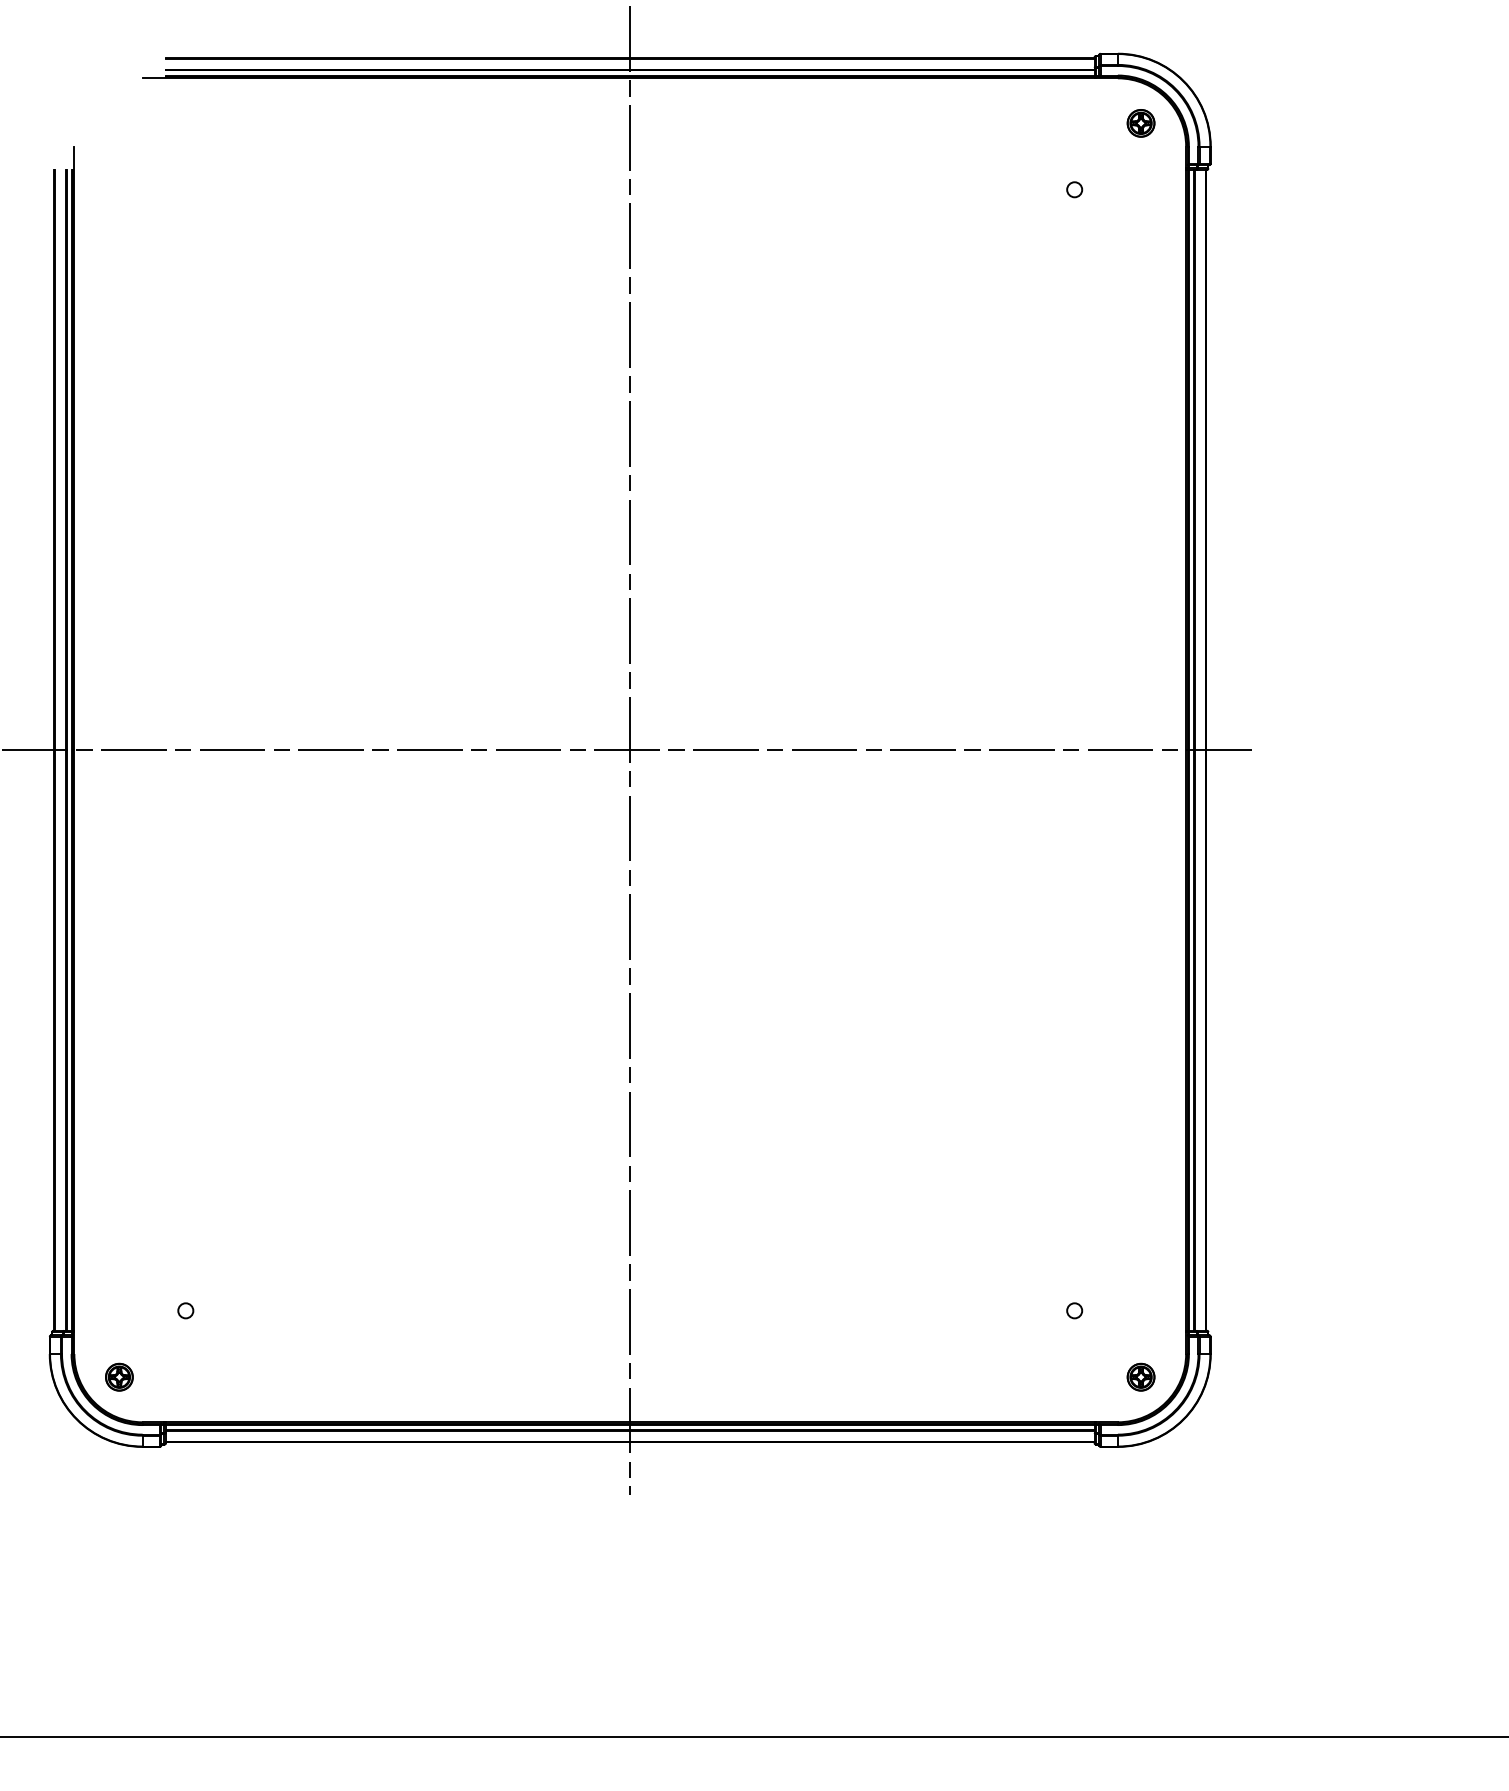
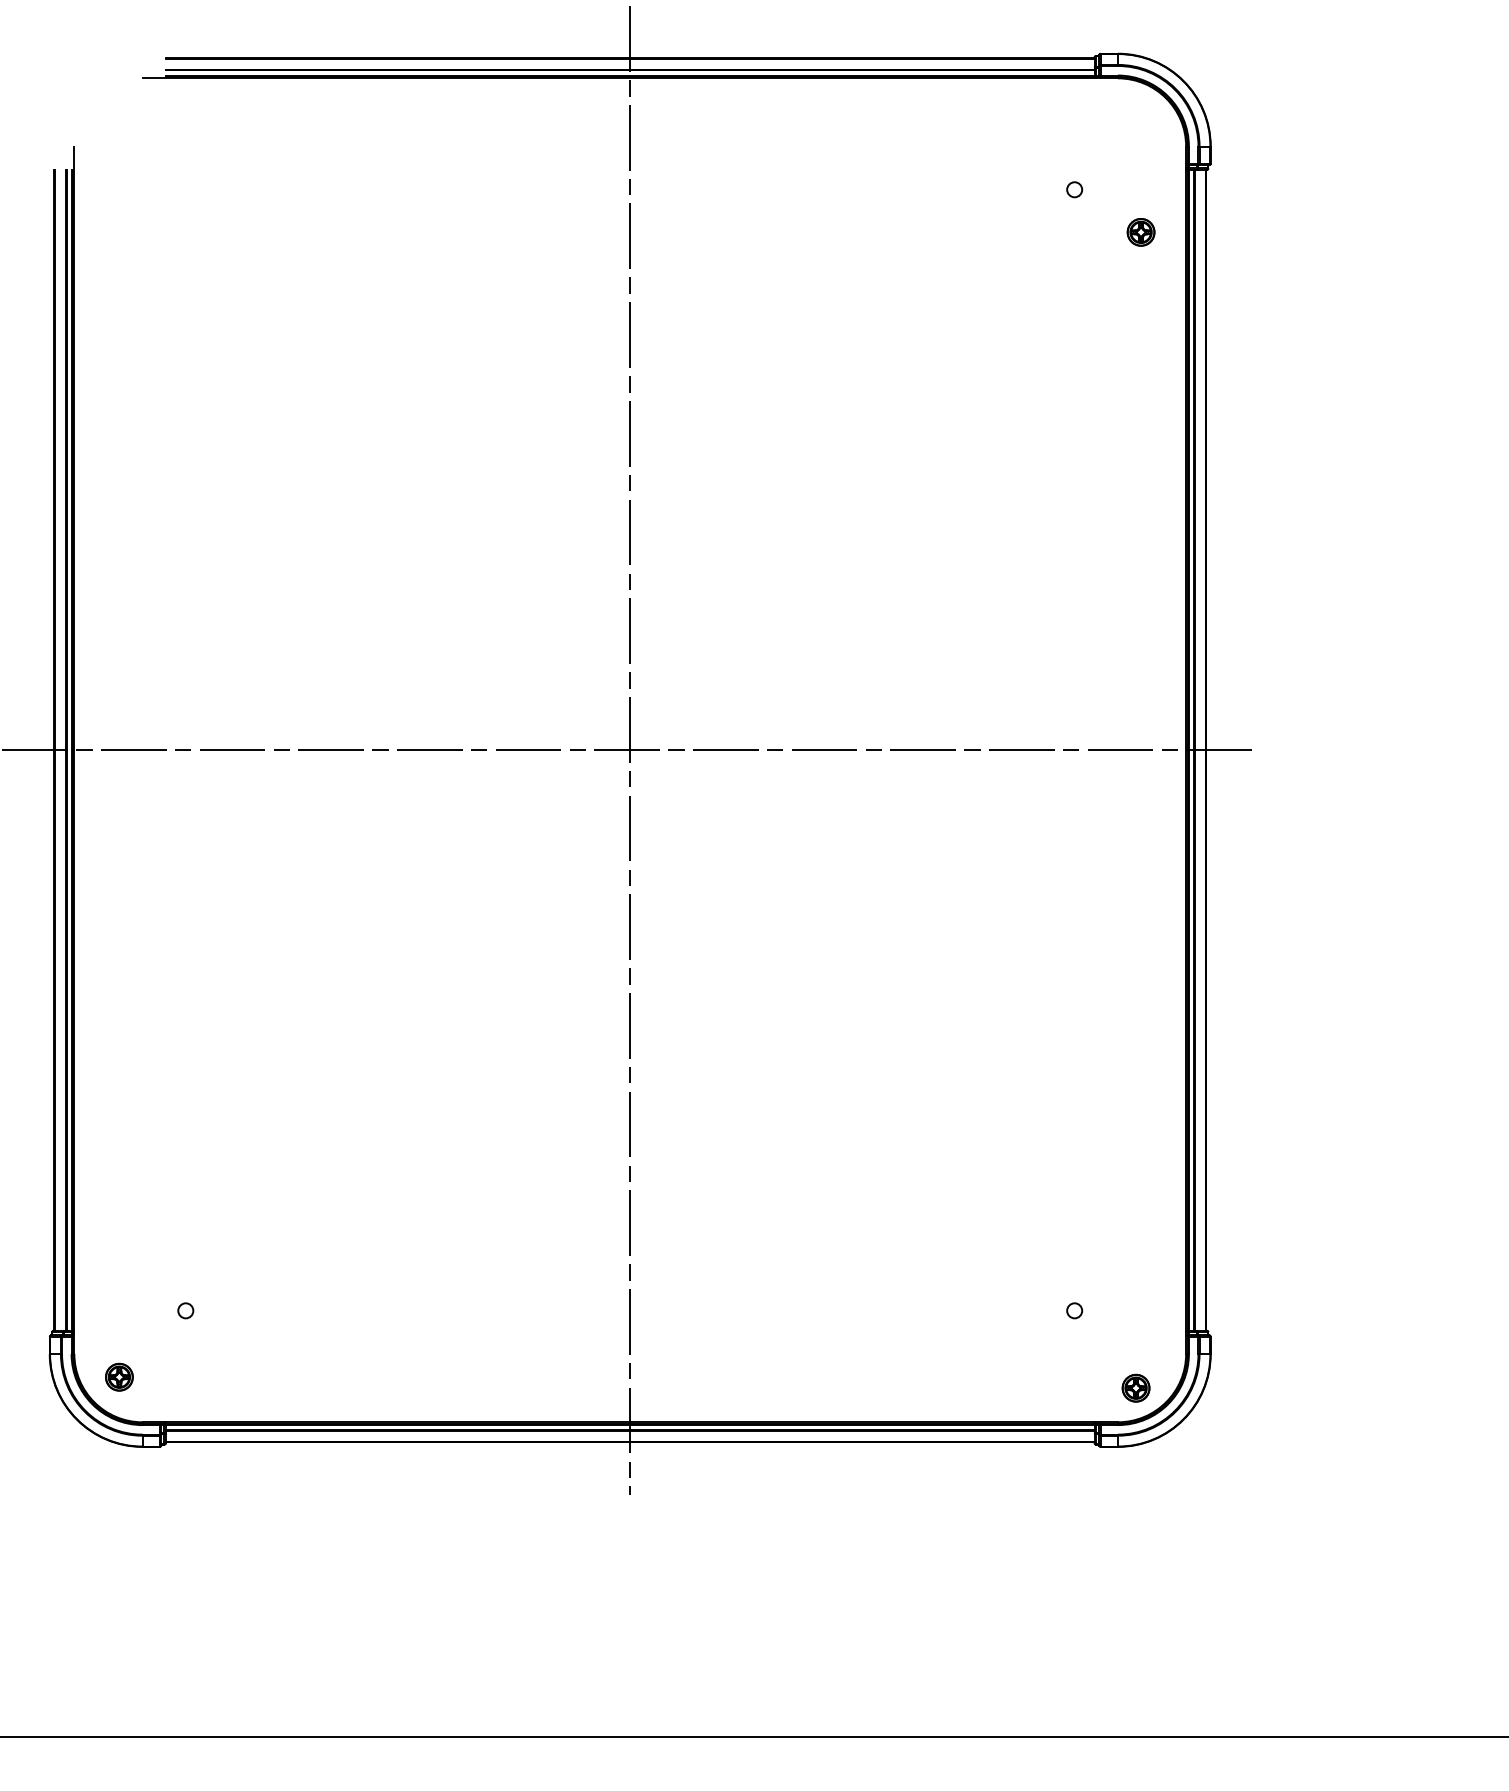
part position: (1140, 123) -> (1140, 232) (1140, 232)
part position: (1140, 1376) -> (1135, 1387) (1135, 1387)
